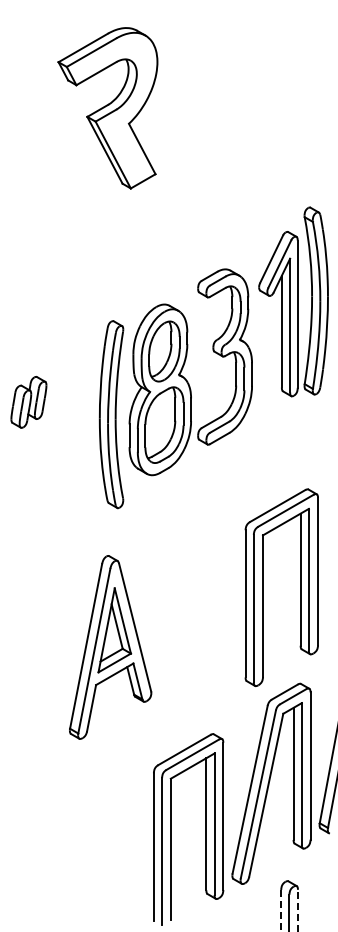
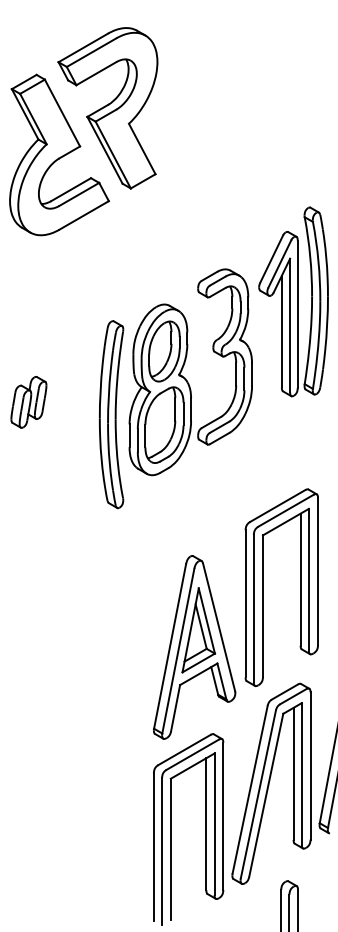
part: none -> present (59, 154)
part position: (110, 647) -> (194, 647) (194, 647)
line: dashed -> solid (281, 910)
line: dashed -> solid (297, 910)
